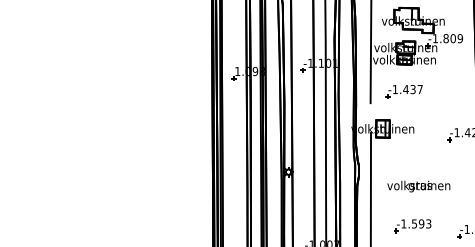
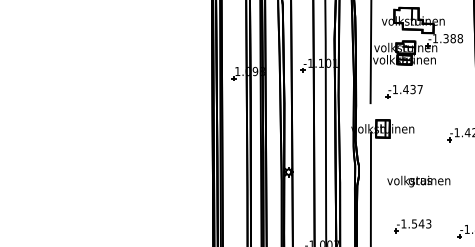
text: -1.809 -> -1.388 (453, 38)
text position: (418, 186) -> (418, 181) (418, 181)
text: -1.593 -> -1.543 (421, 223)
